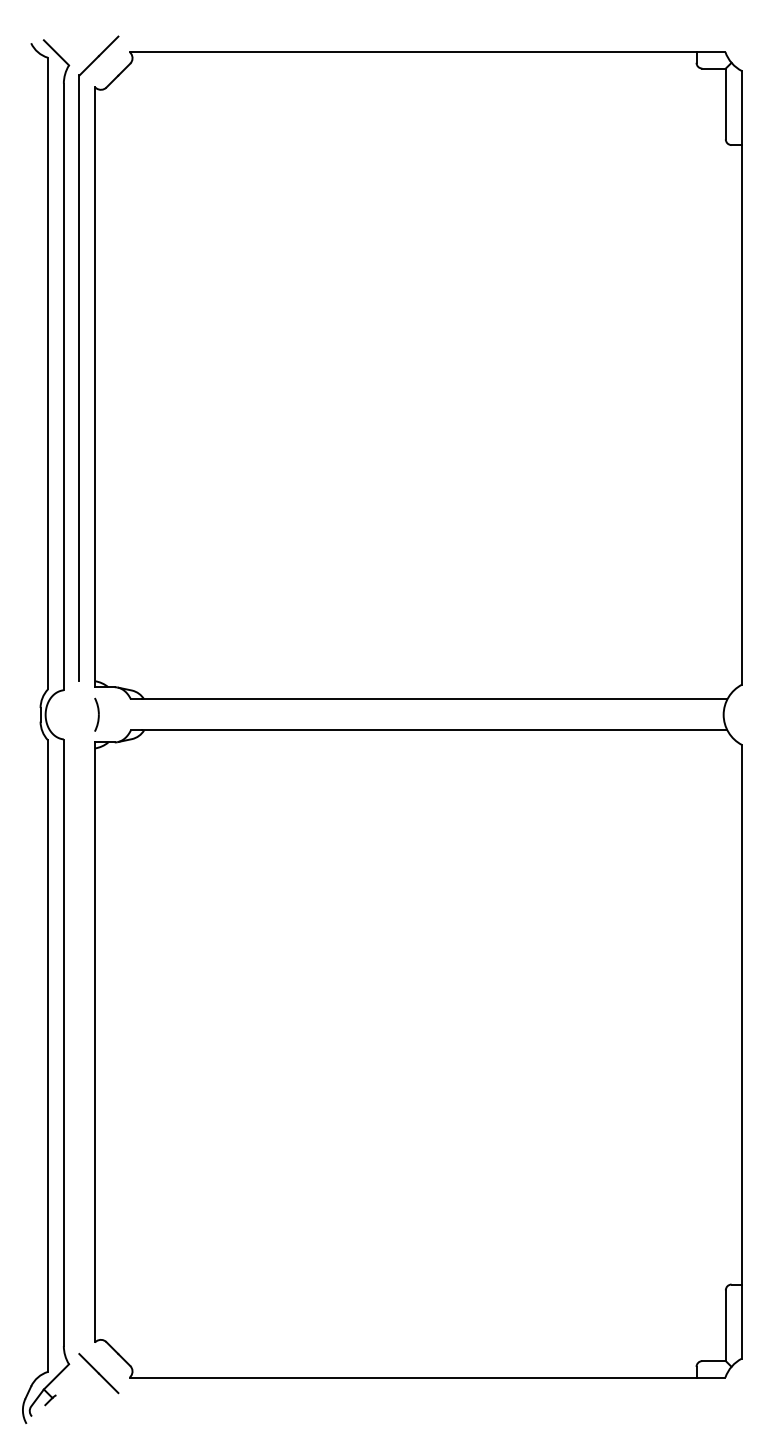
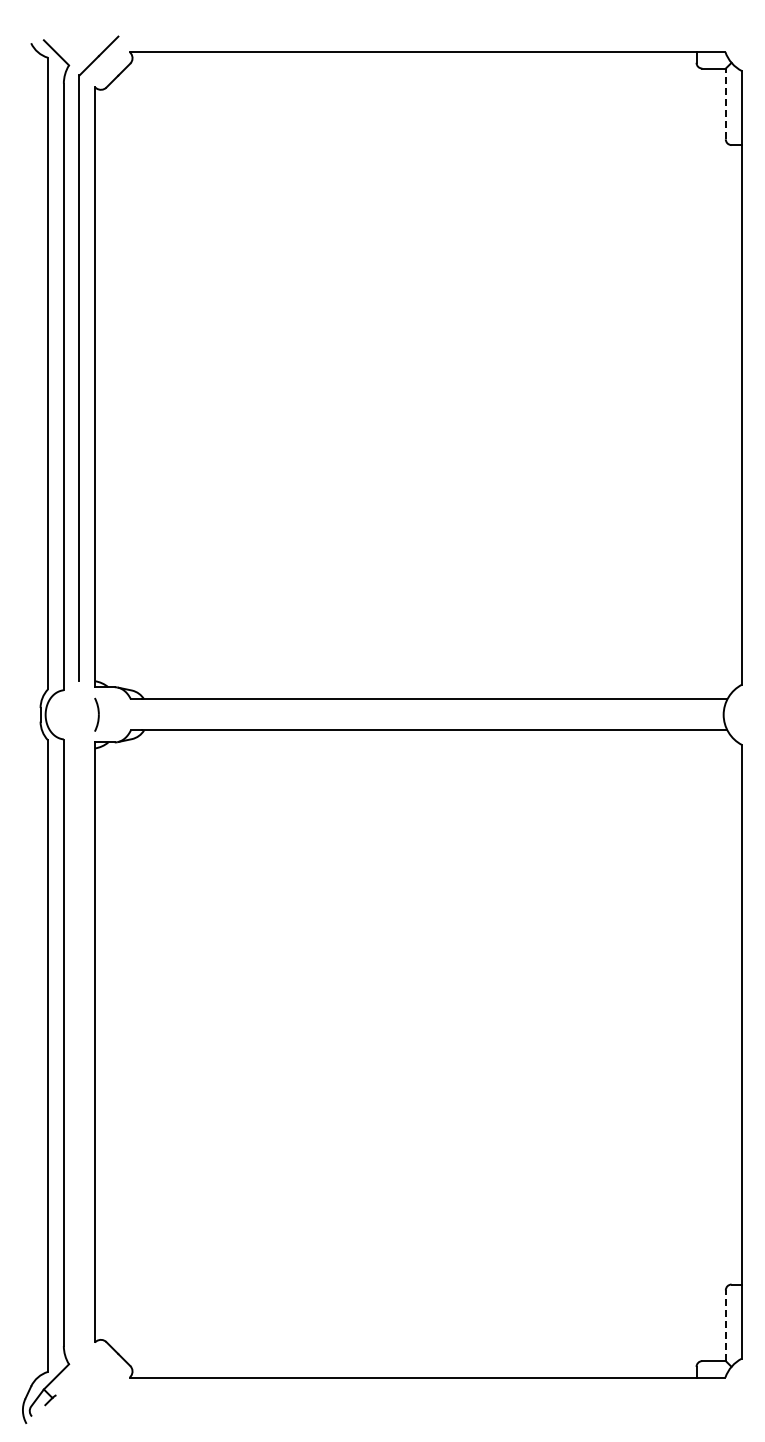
line: solid -> dashed (725, 103)
line: solid -> dashed (725, 1325)
line: present -> none (98, 1373)
